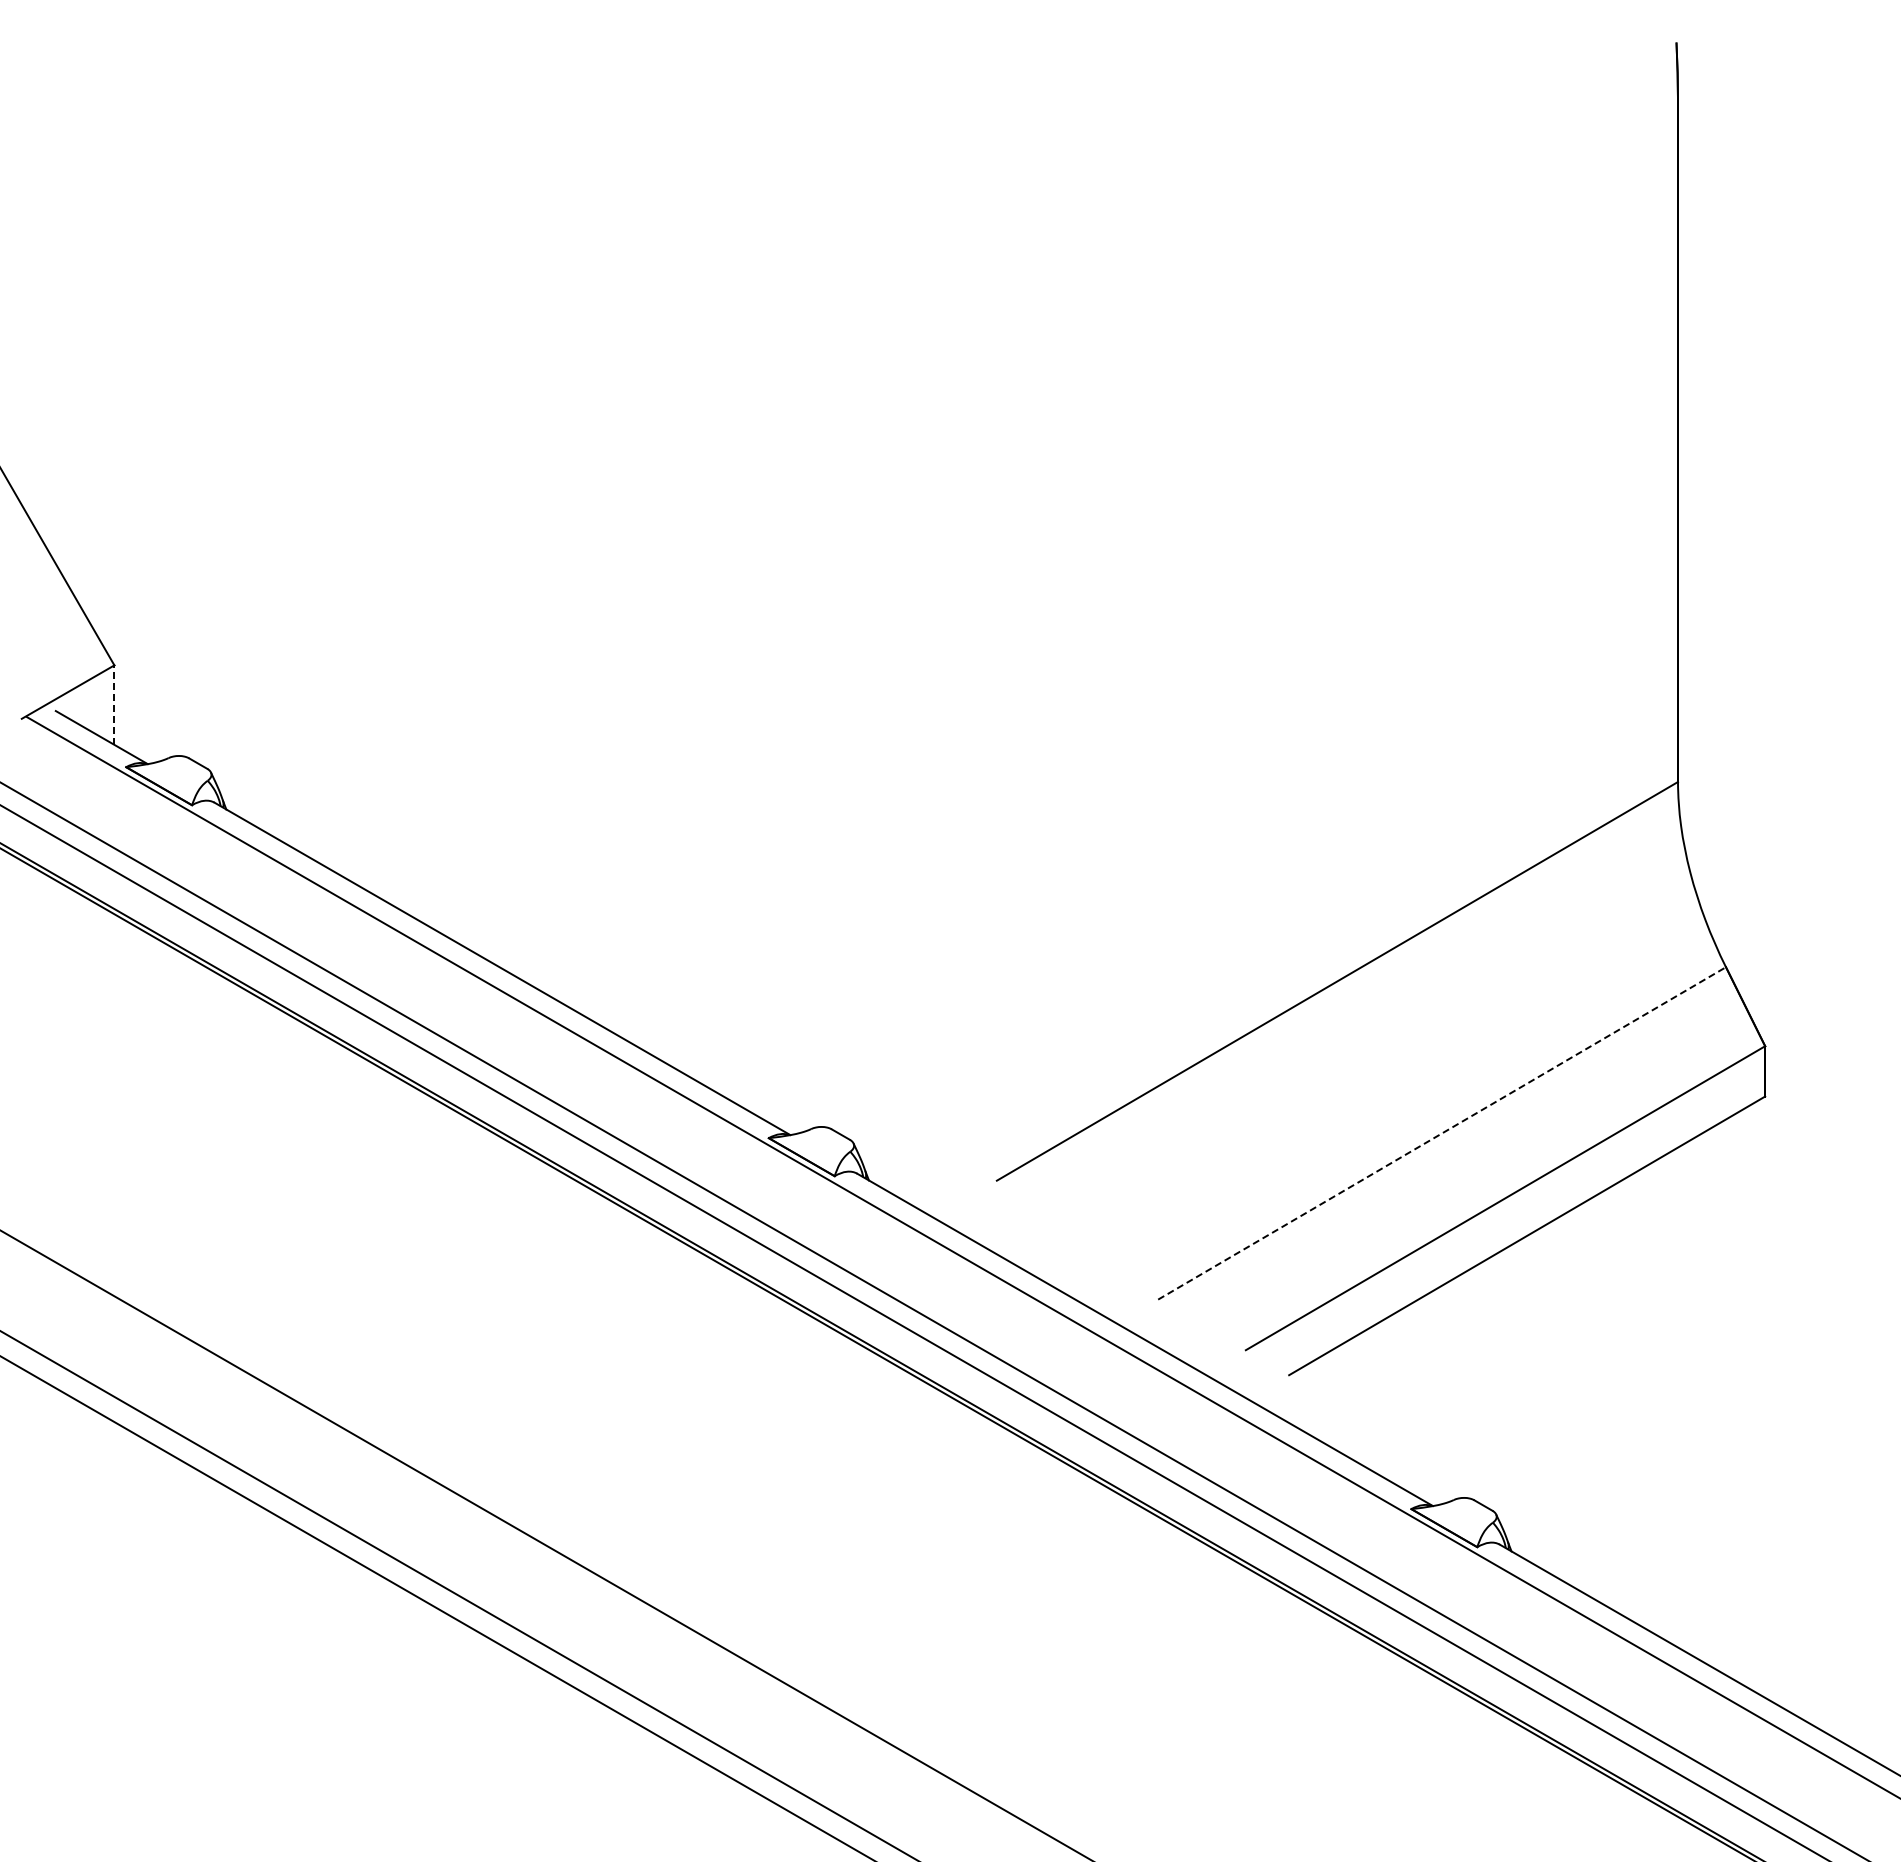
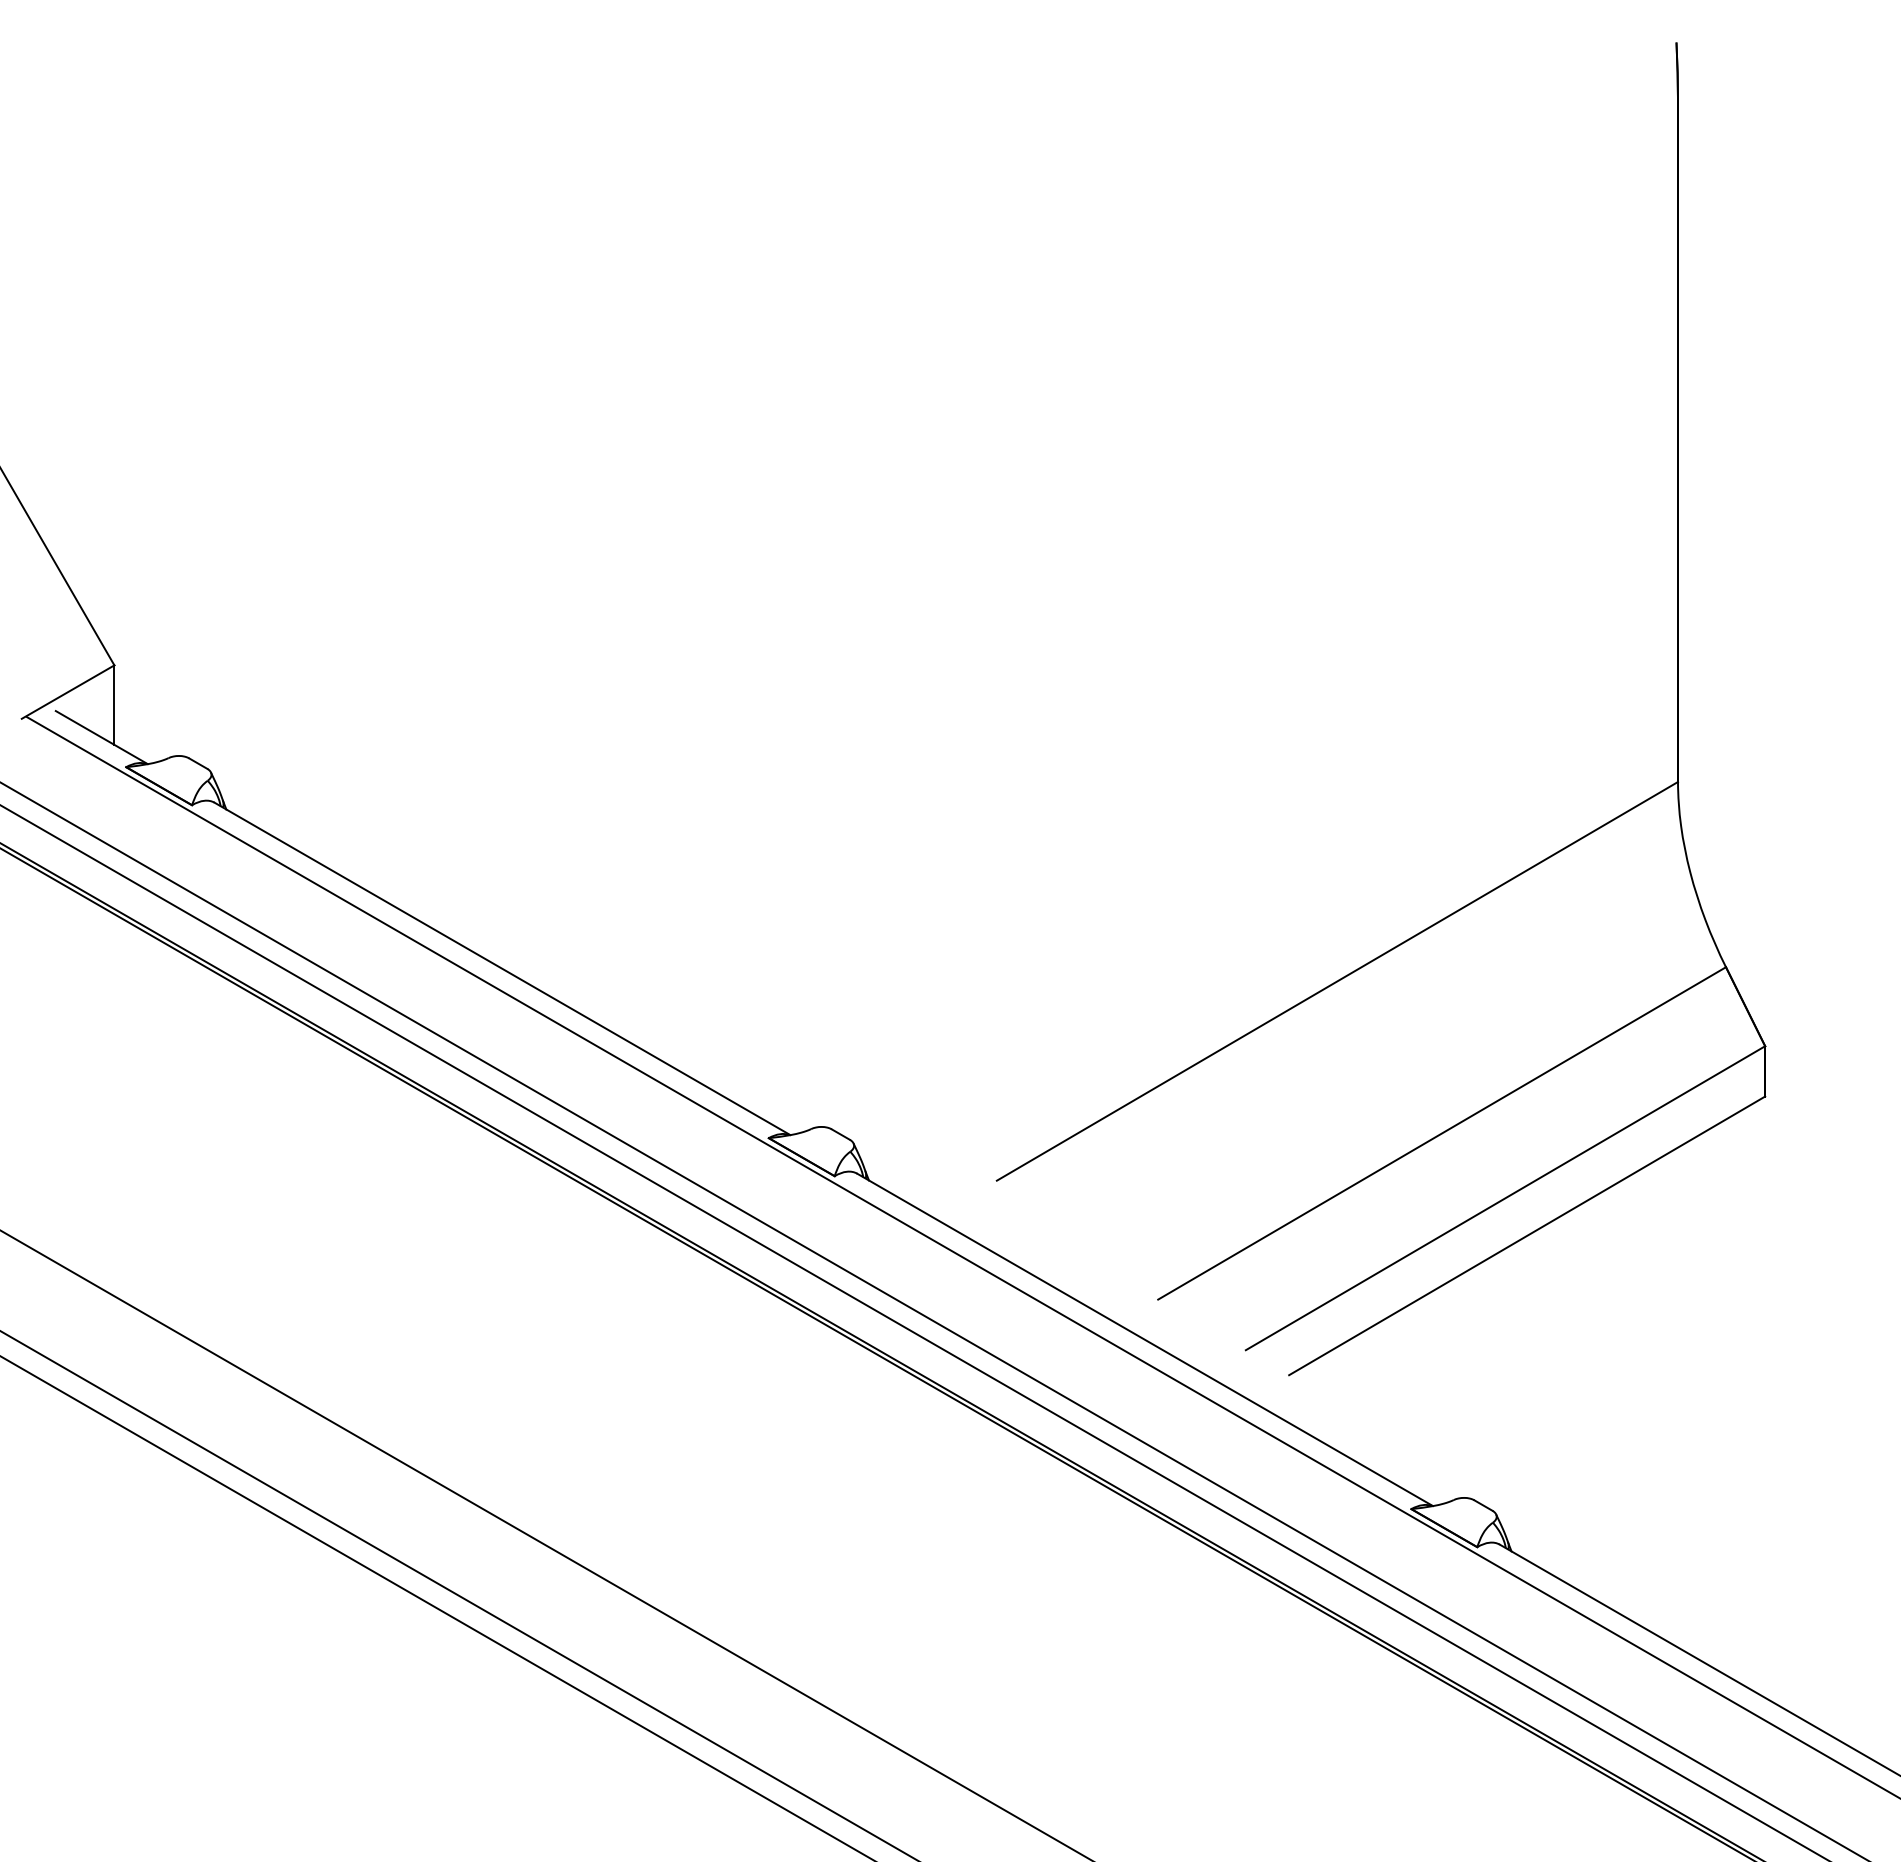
line: dashed -> solid (114, 705)
line: dashed -> solid (1442, 1133)
